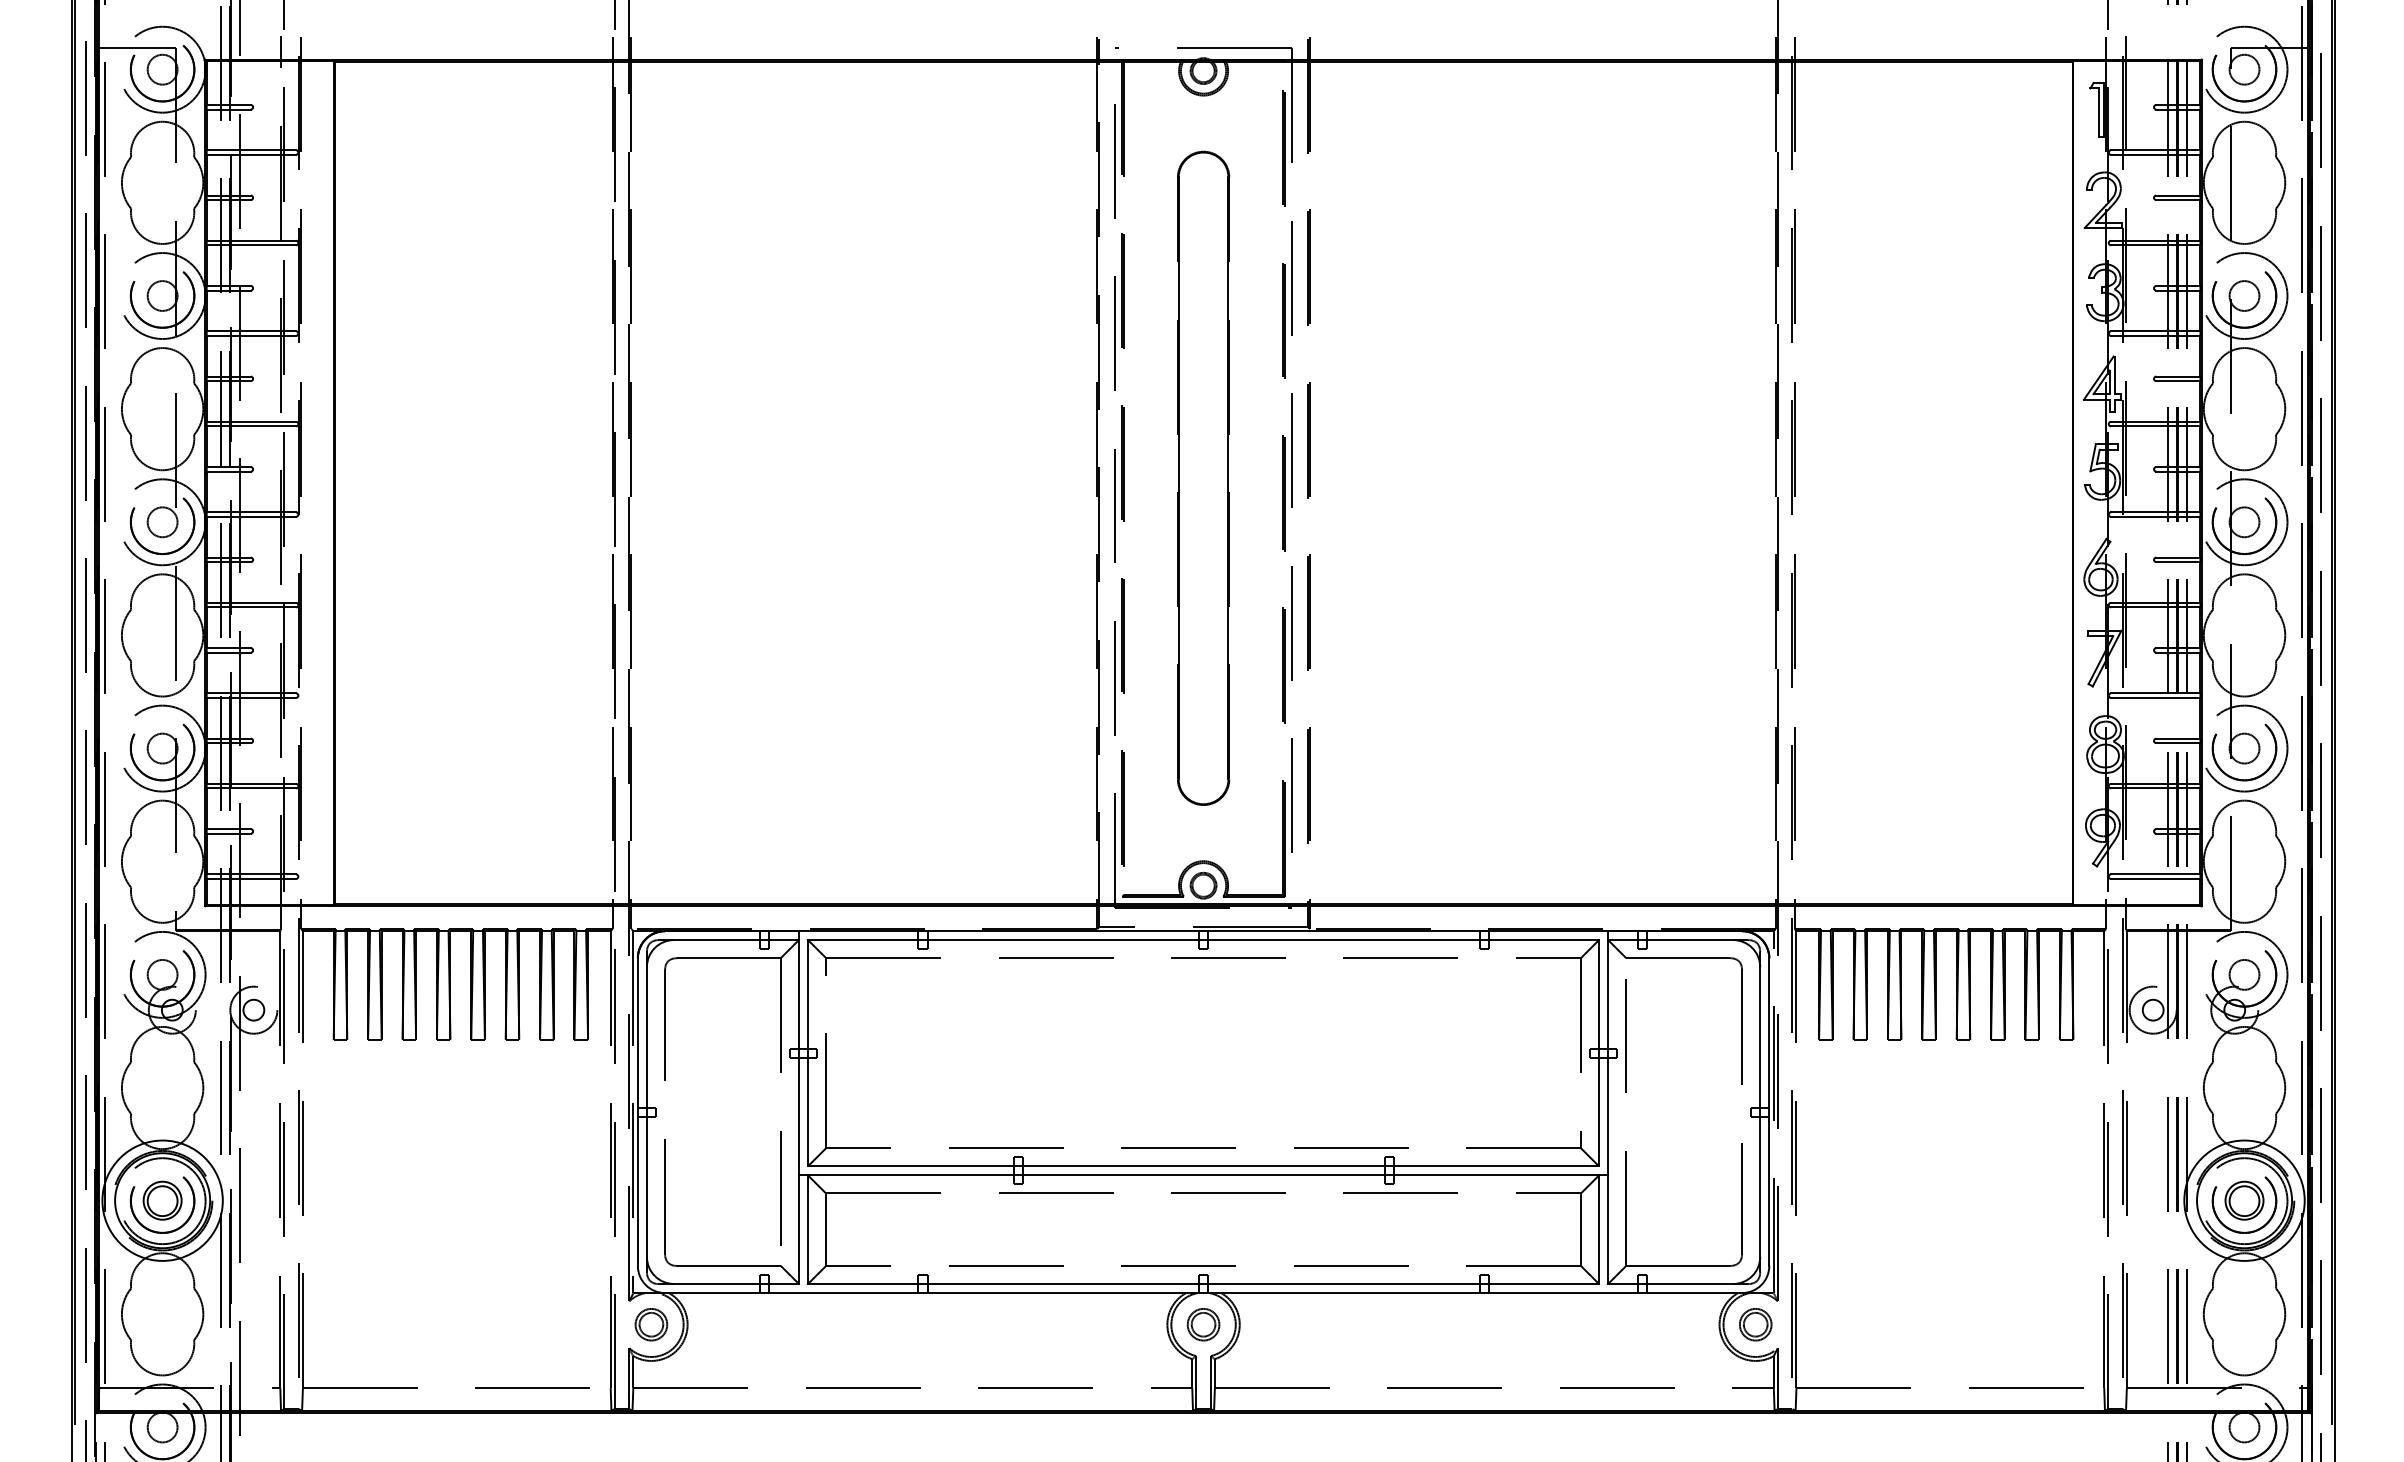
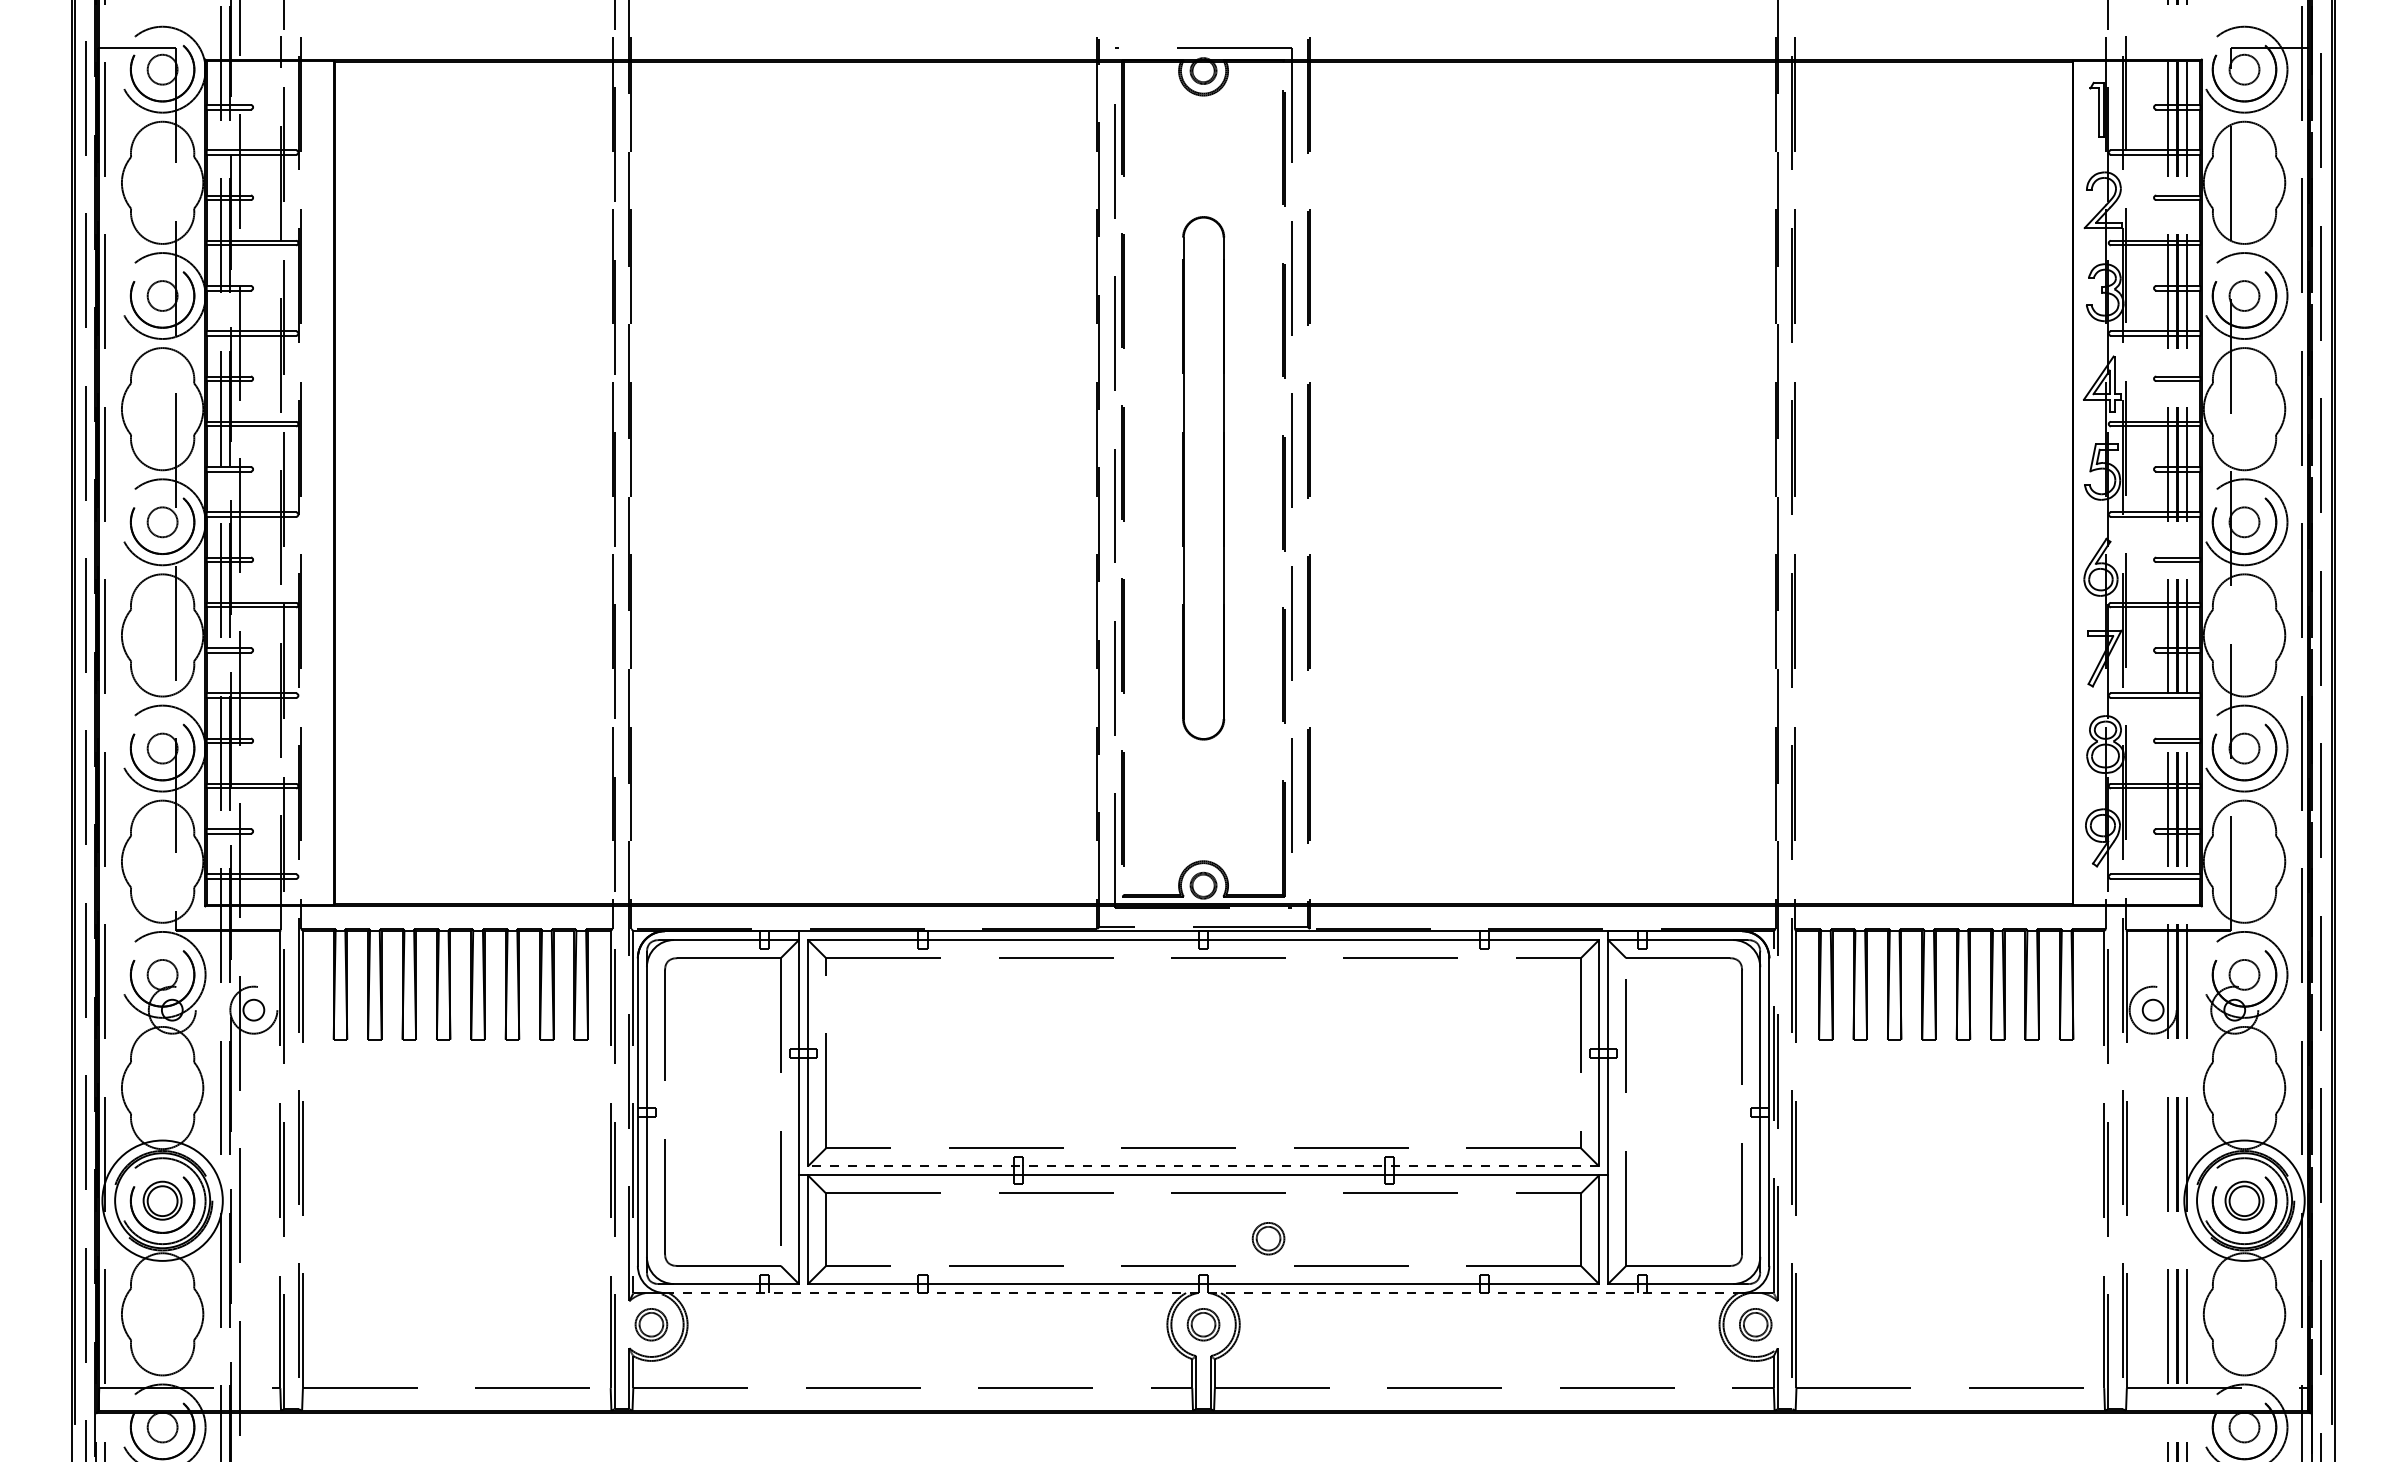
part size: 54x656 px -> 44x525 px (1203, 478)
line: solid -> dashed (1203, 1166)
part: none -> present (1268, 1238)
line: solid -> dashed (1203, 1293)
